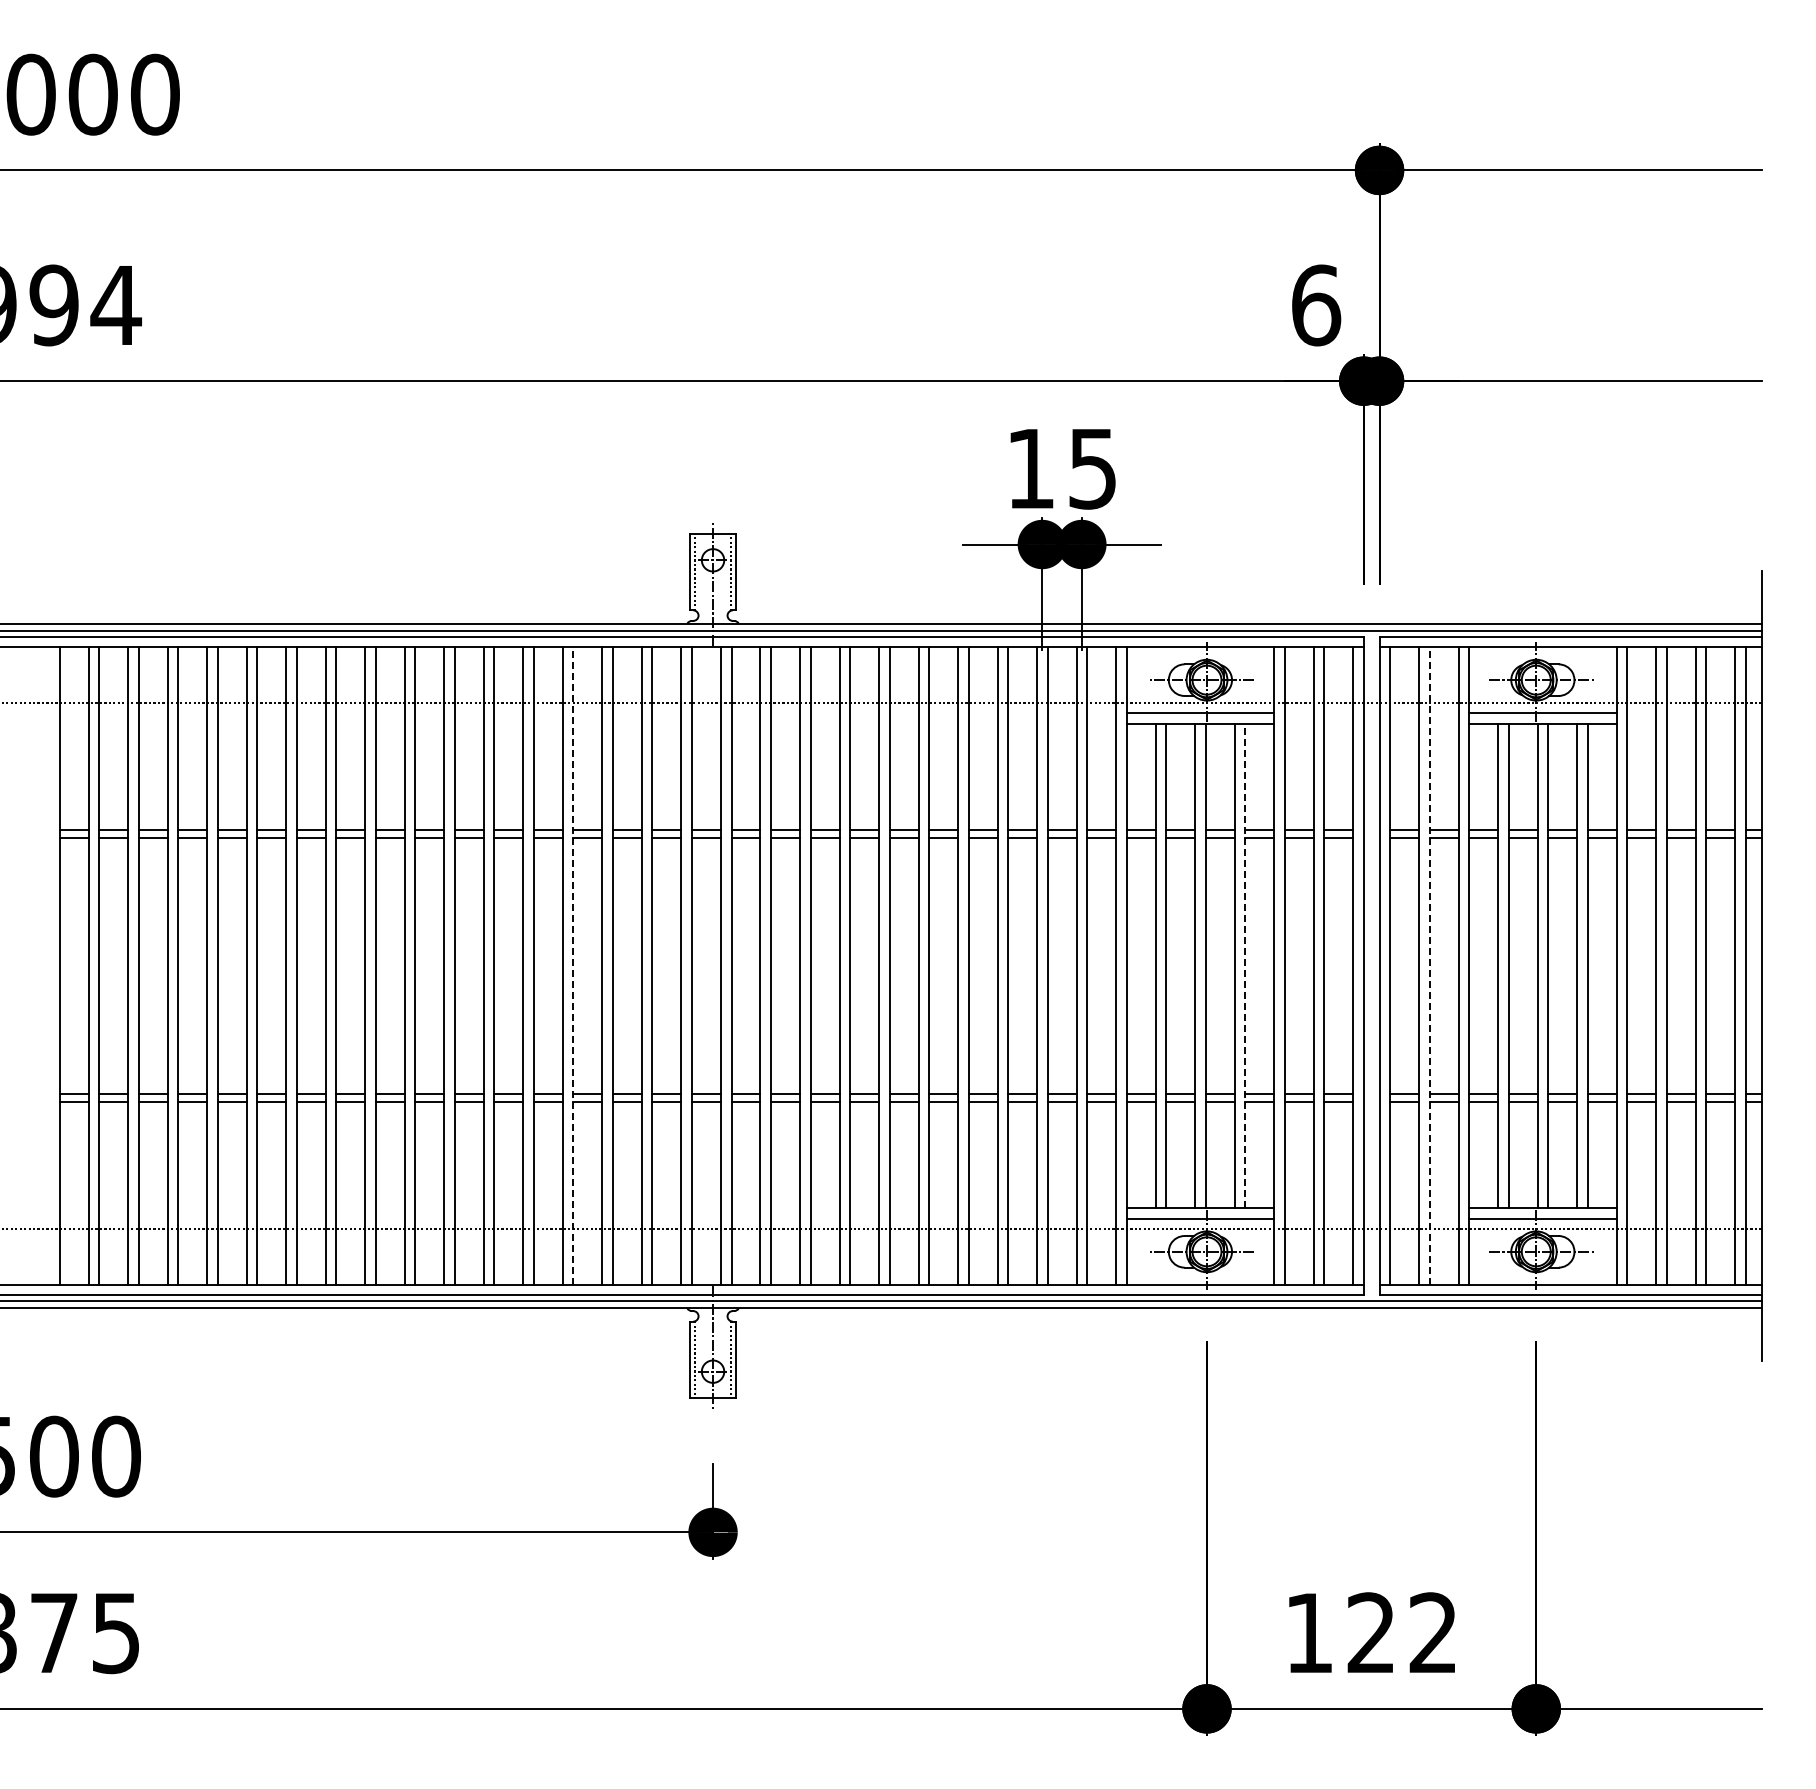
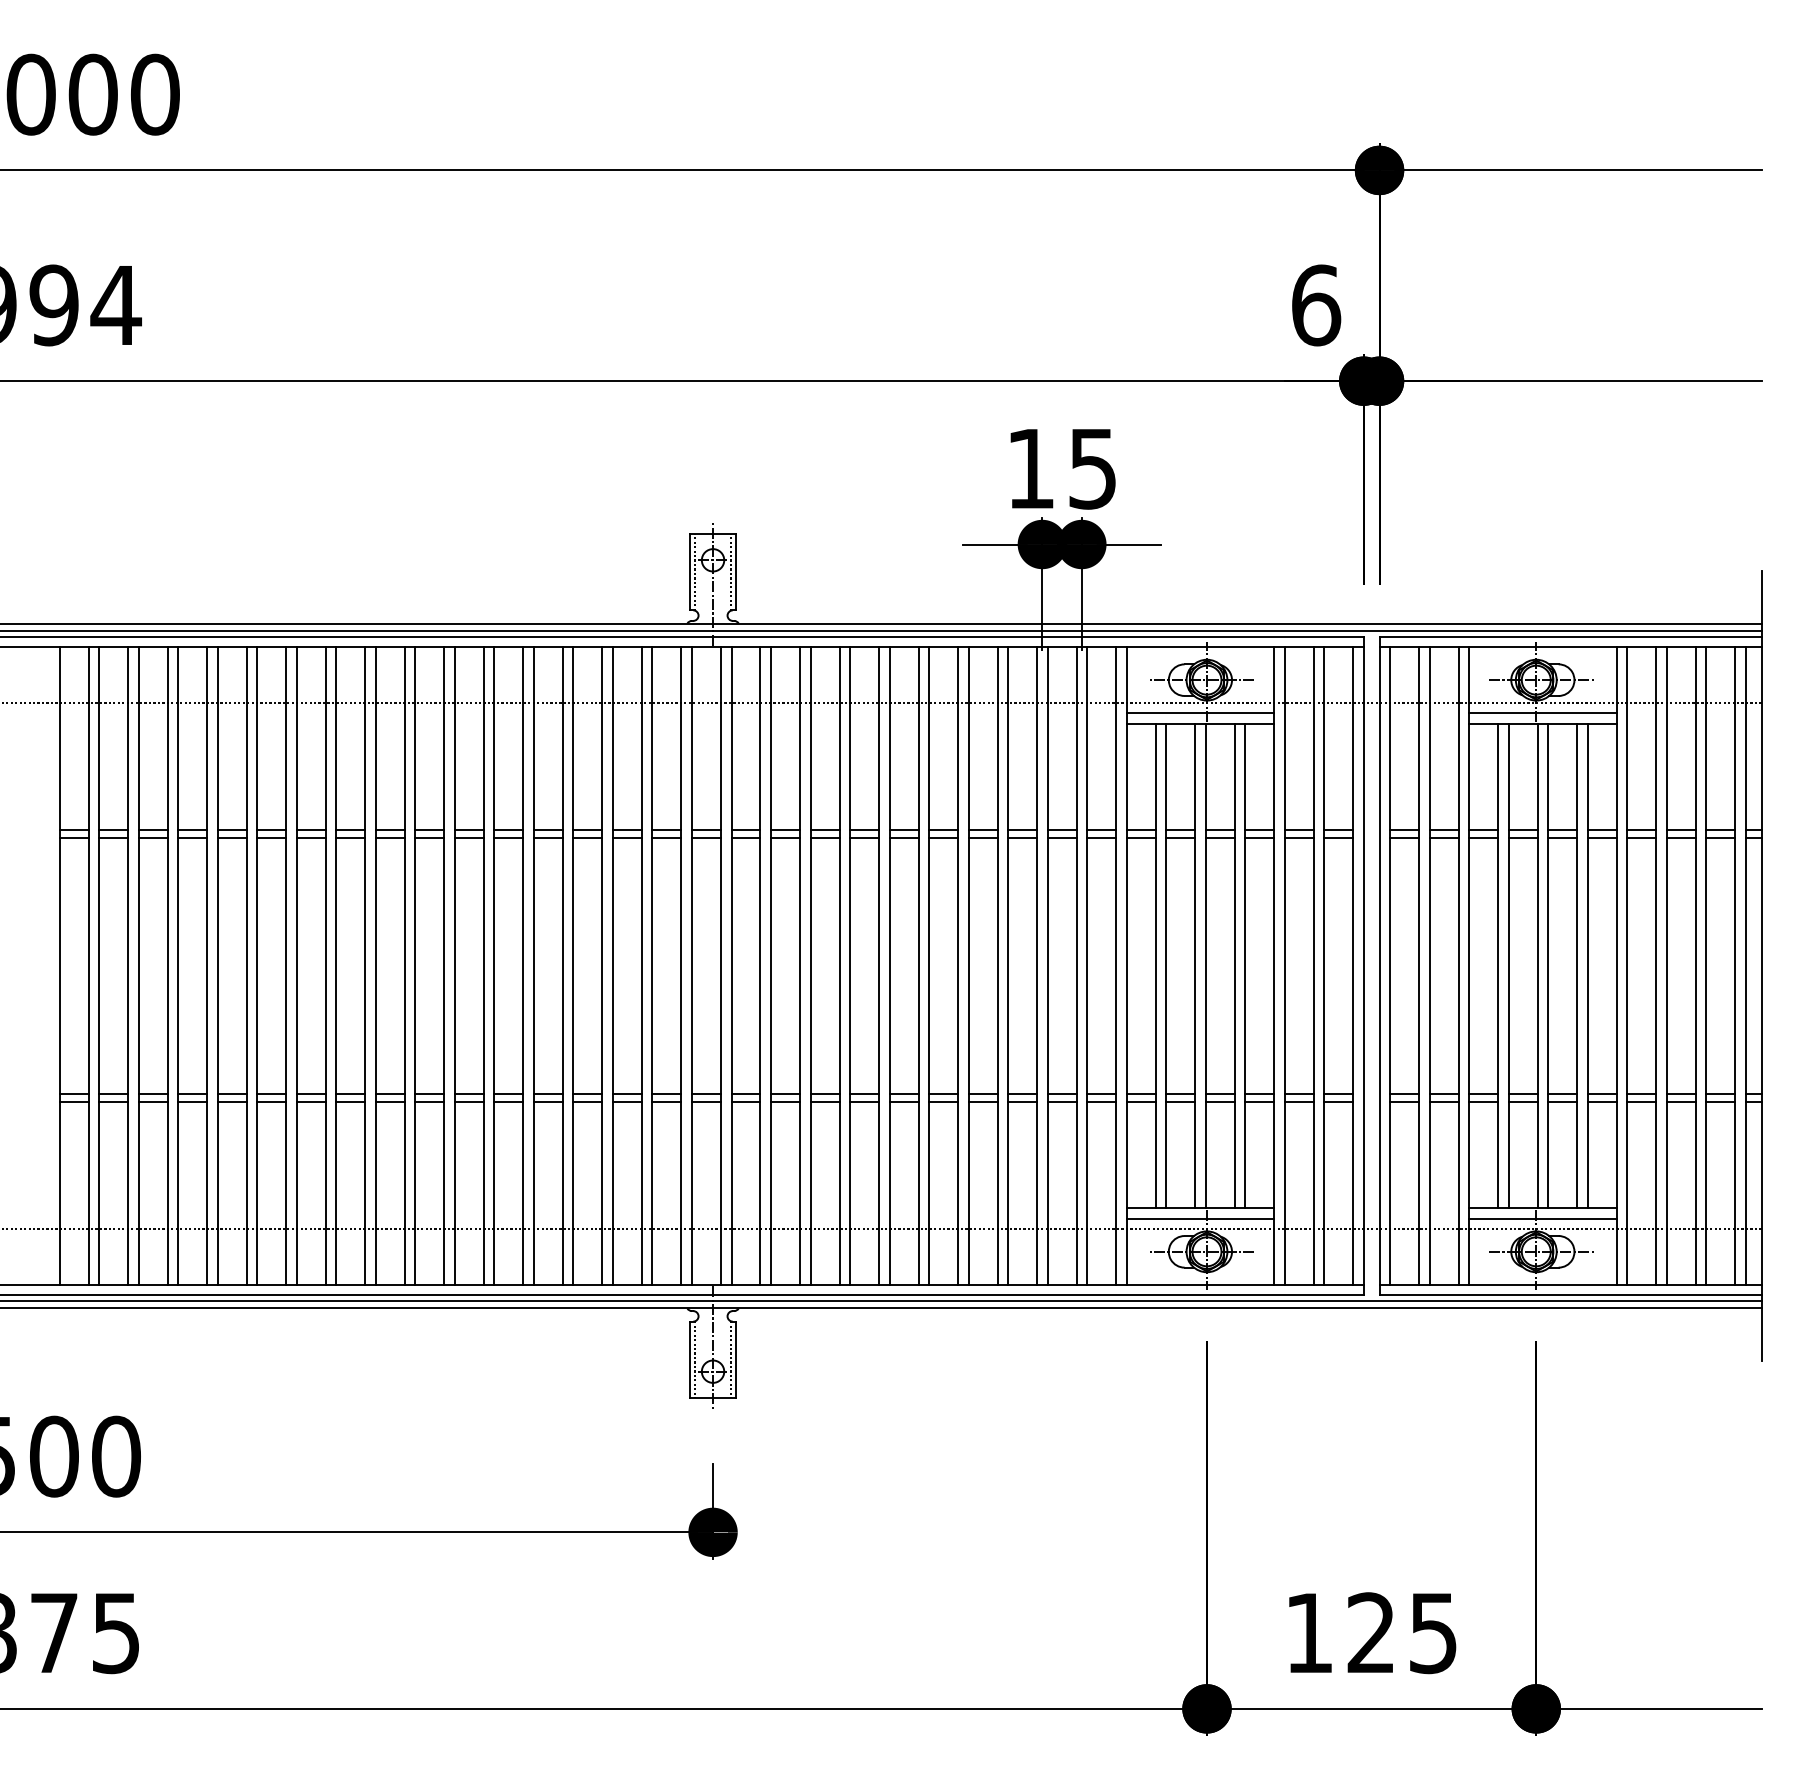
line: dashed -> solid (1245, 965)
line: dashed -> solid (573, 966)
line: dashed -> solid (1429, 966)
text: 122 -> 125 (1432, 1633)
